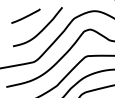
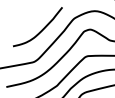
line: present -> none (26, 15)
